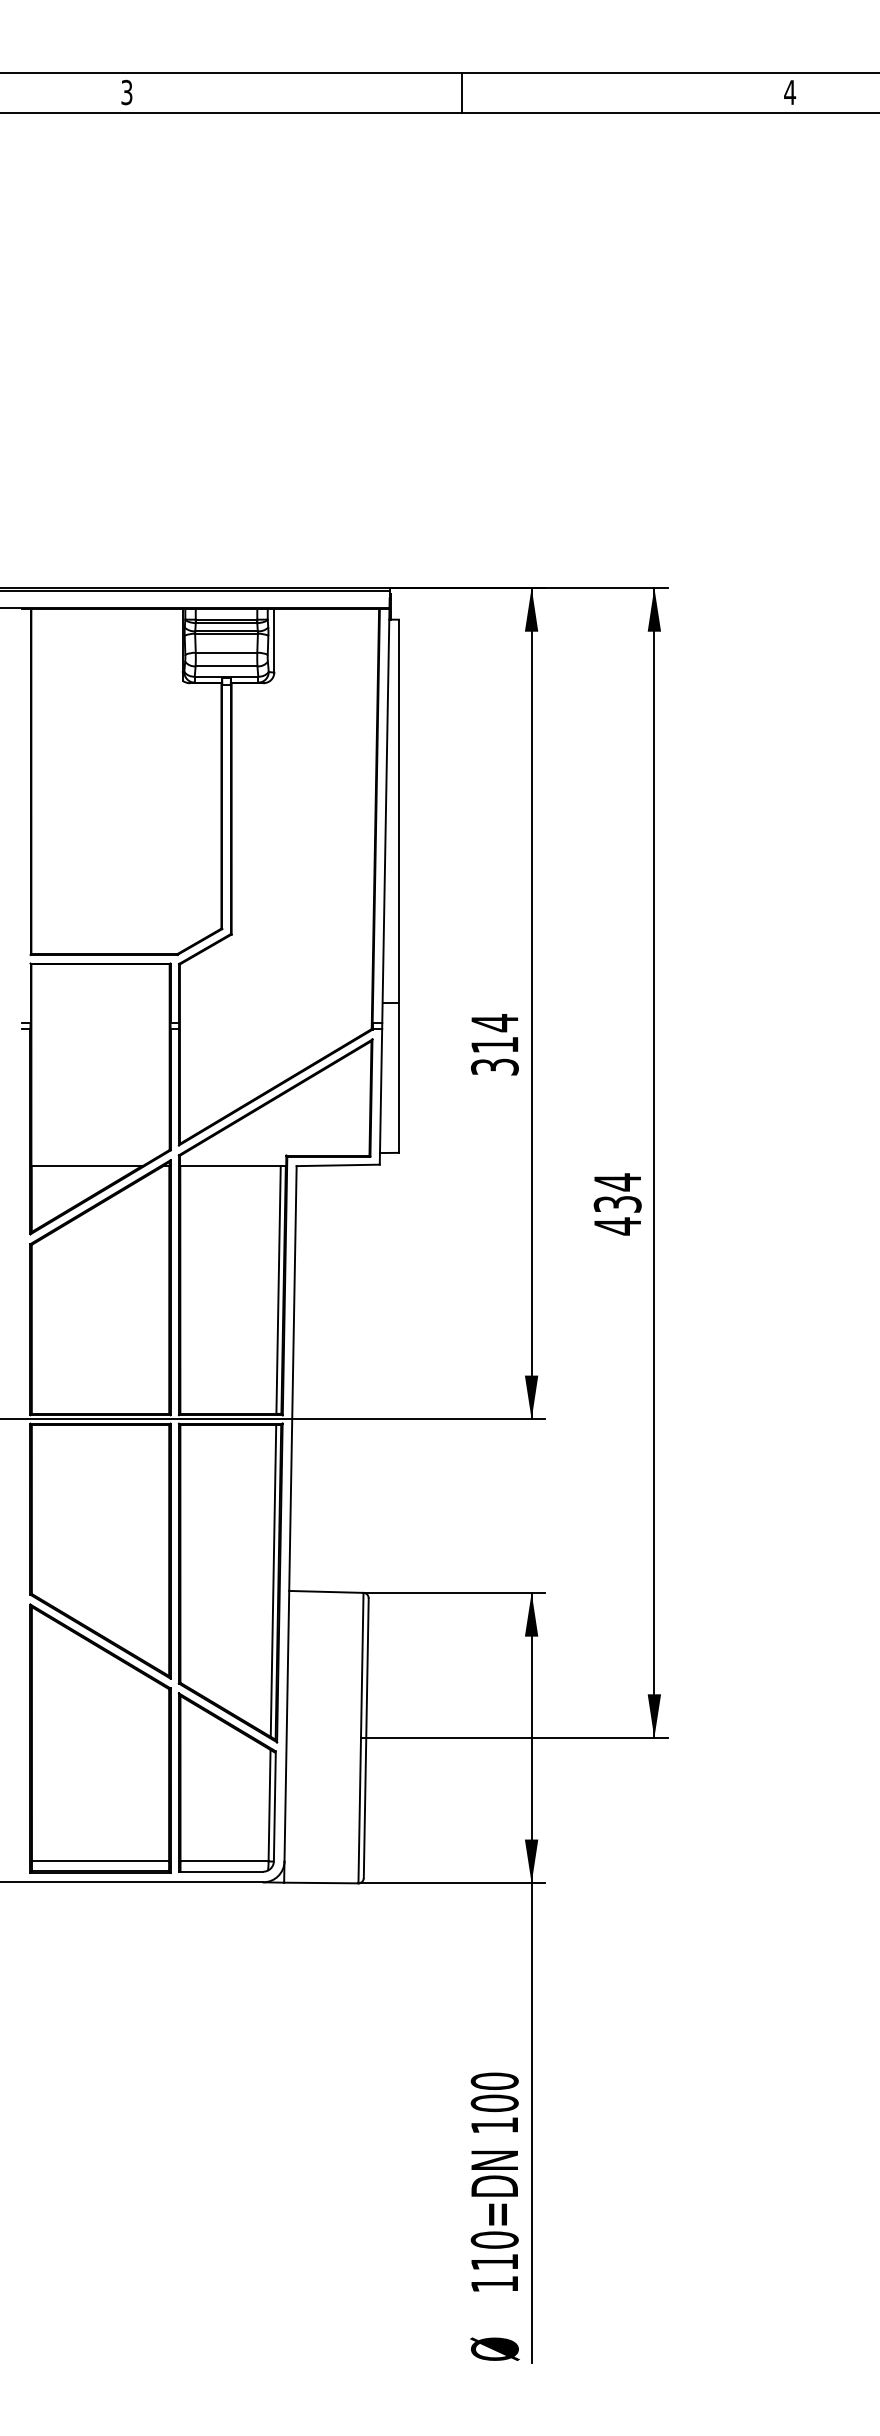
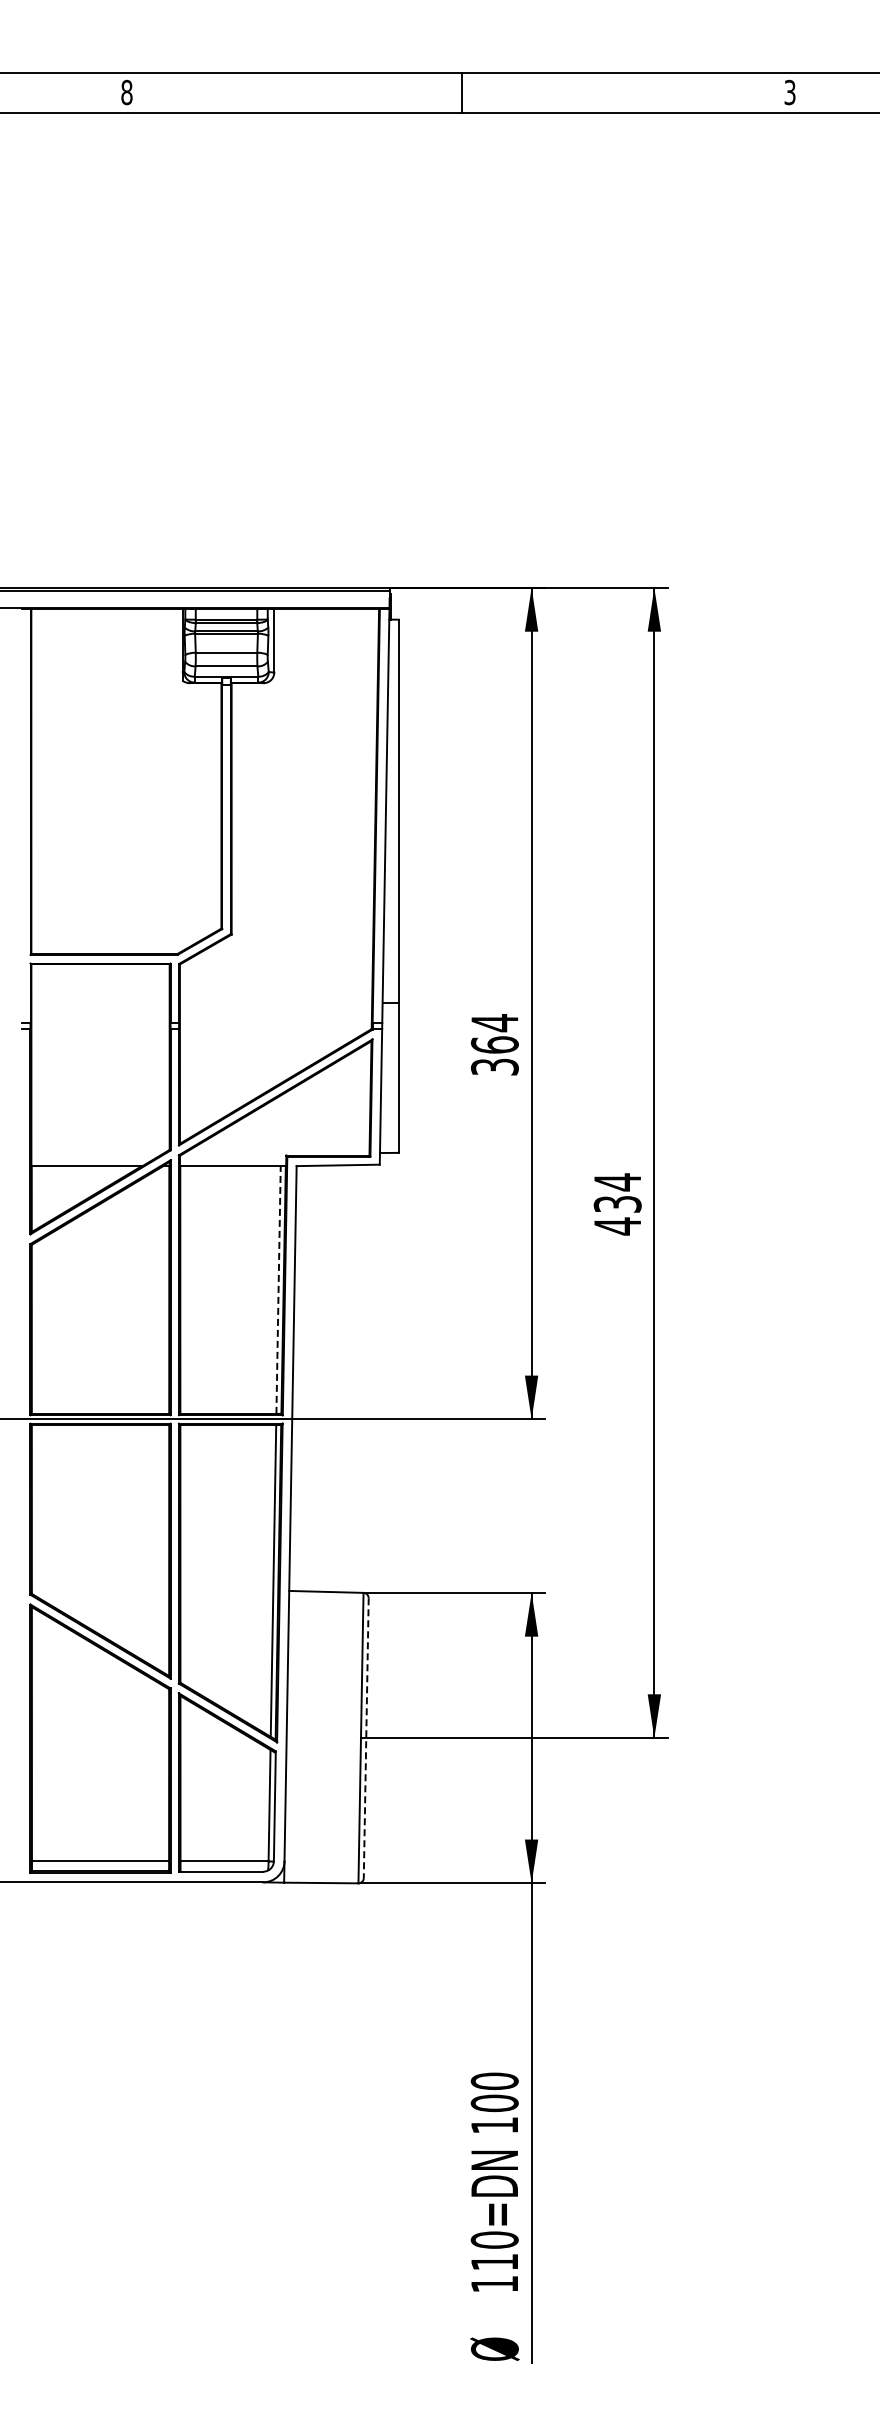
text: 3 -> 8 (126, 92)
text: 4 -> 3 (790, 92)
text: 314 -> 364 (494, 1044)
line: solid -> dashed (278, 1290)
line: solid -> dashed (366, 1738)
